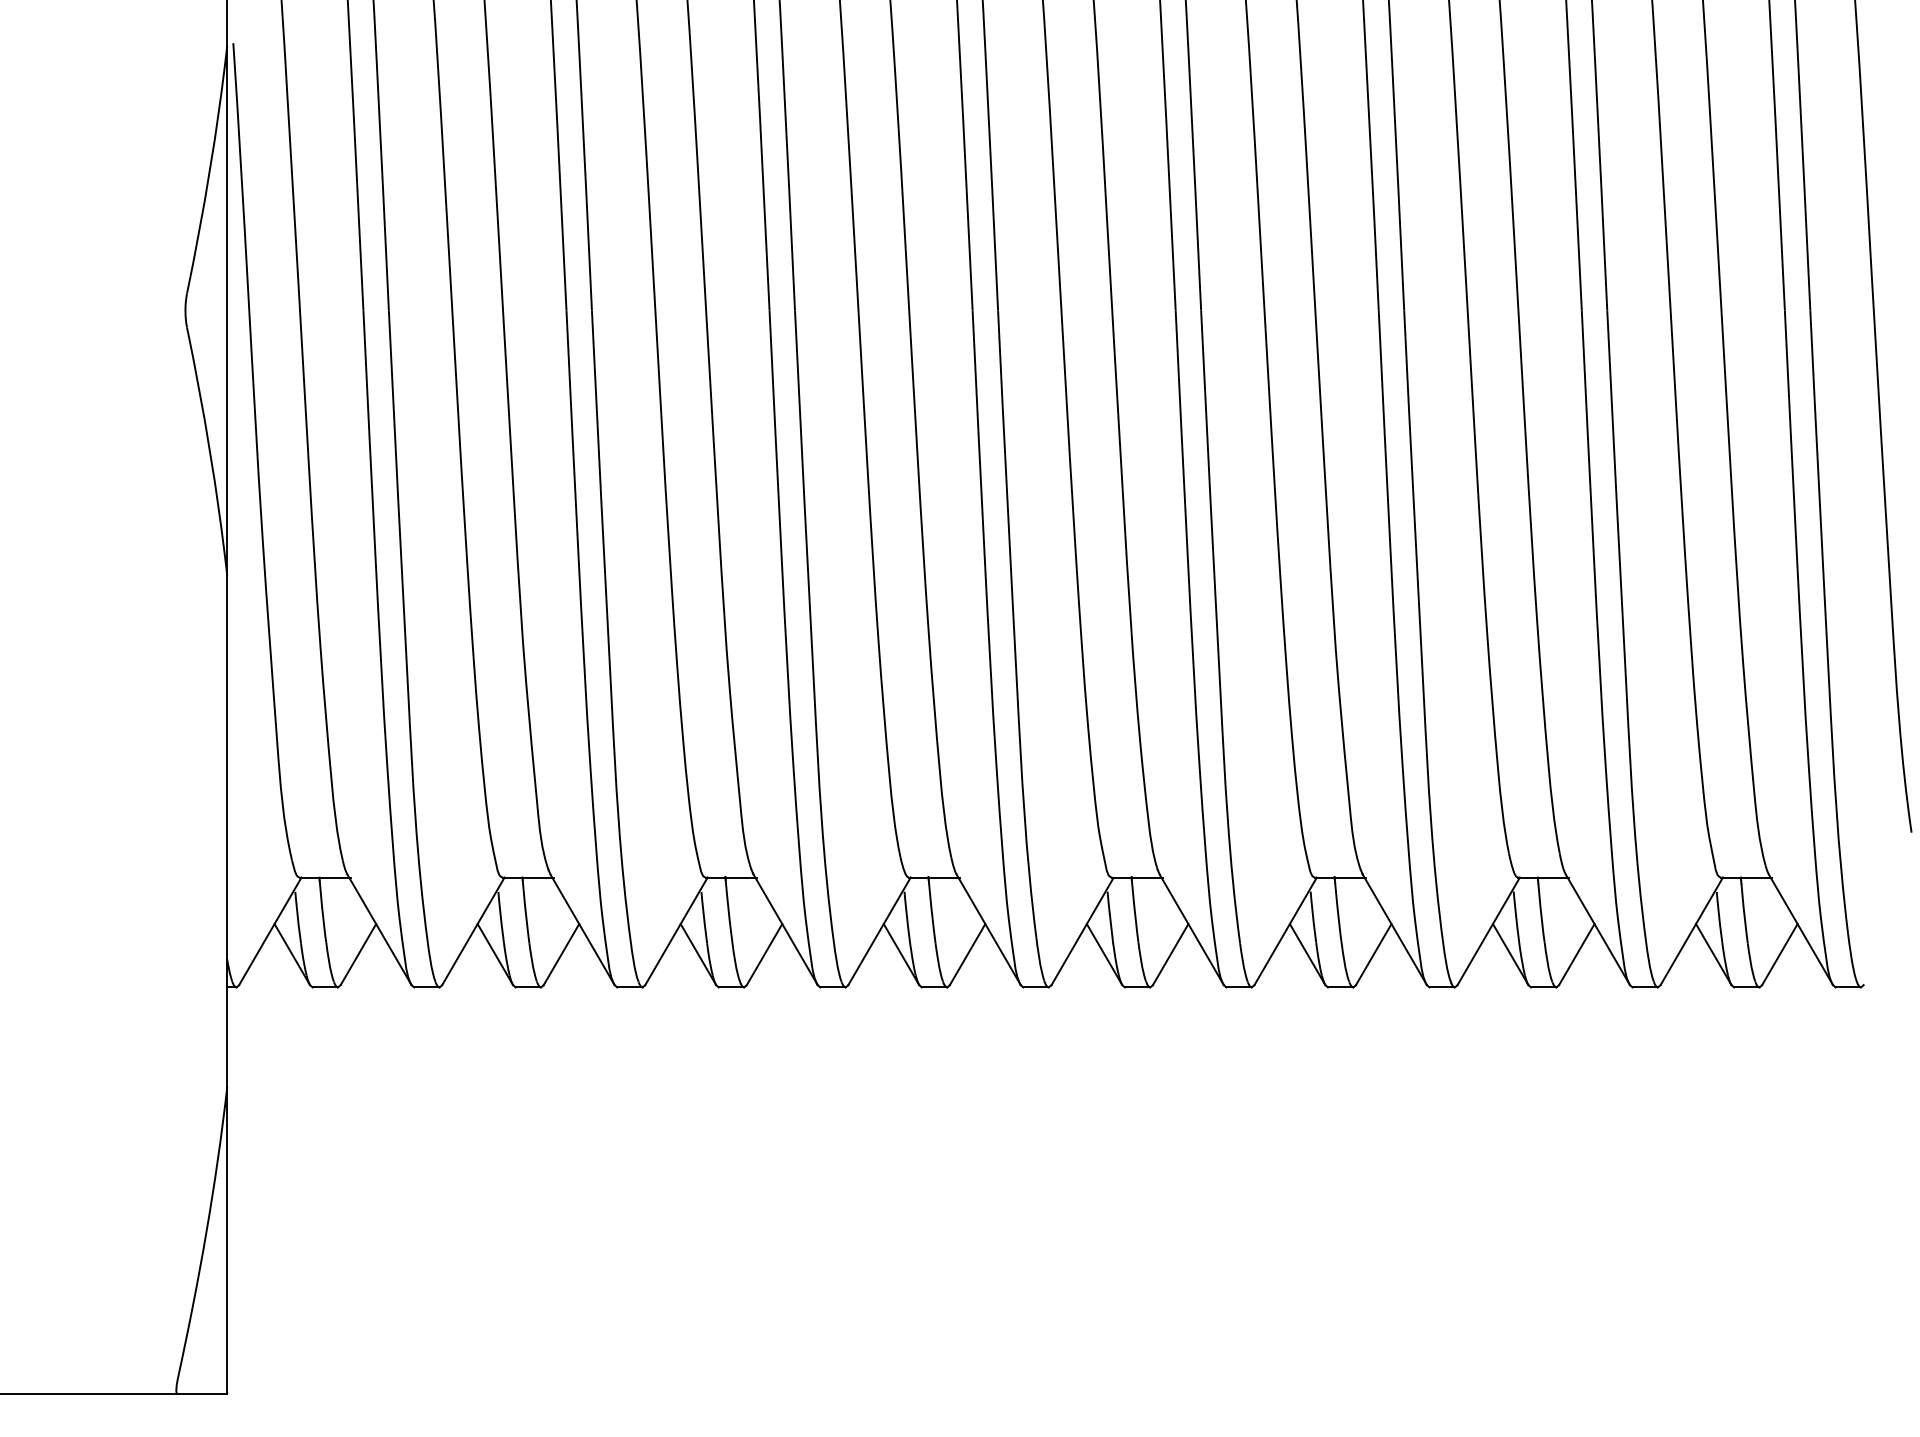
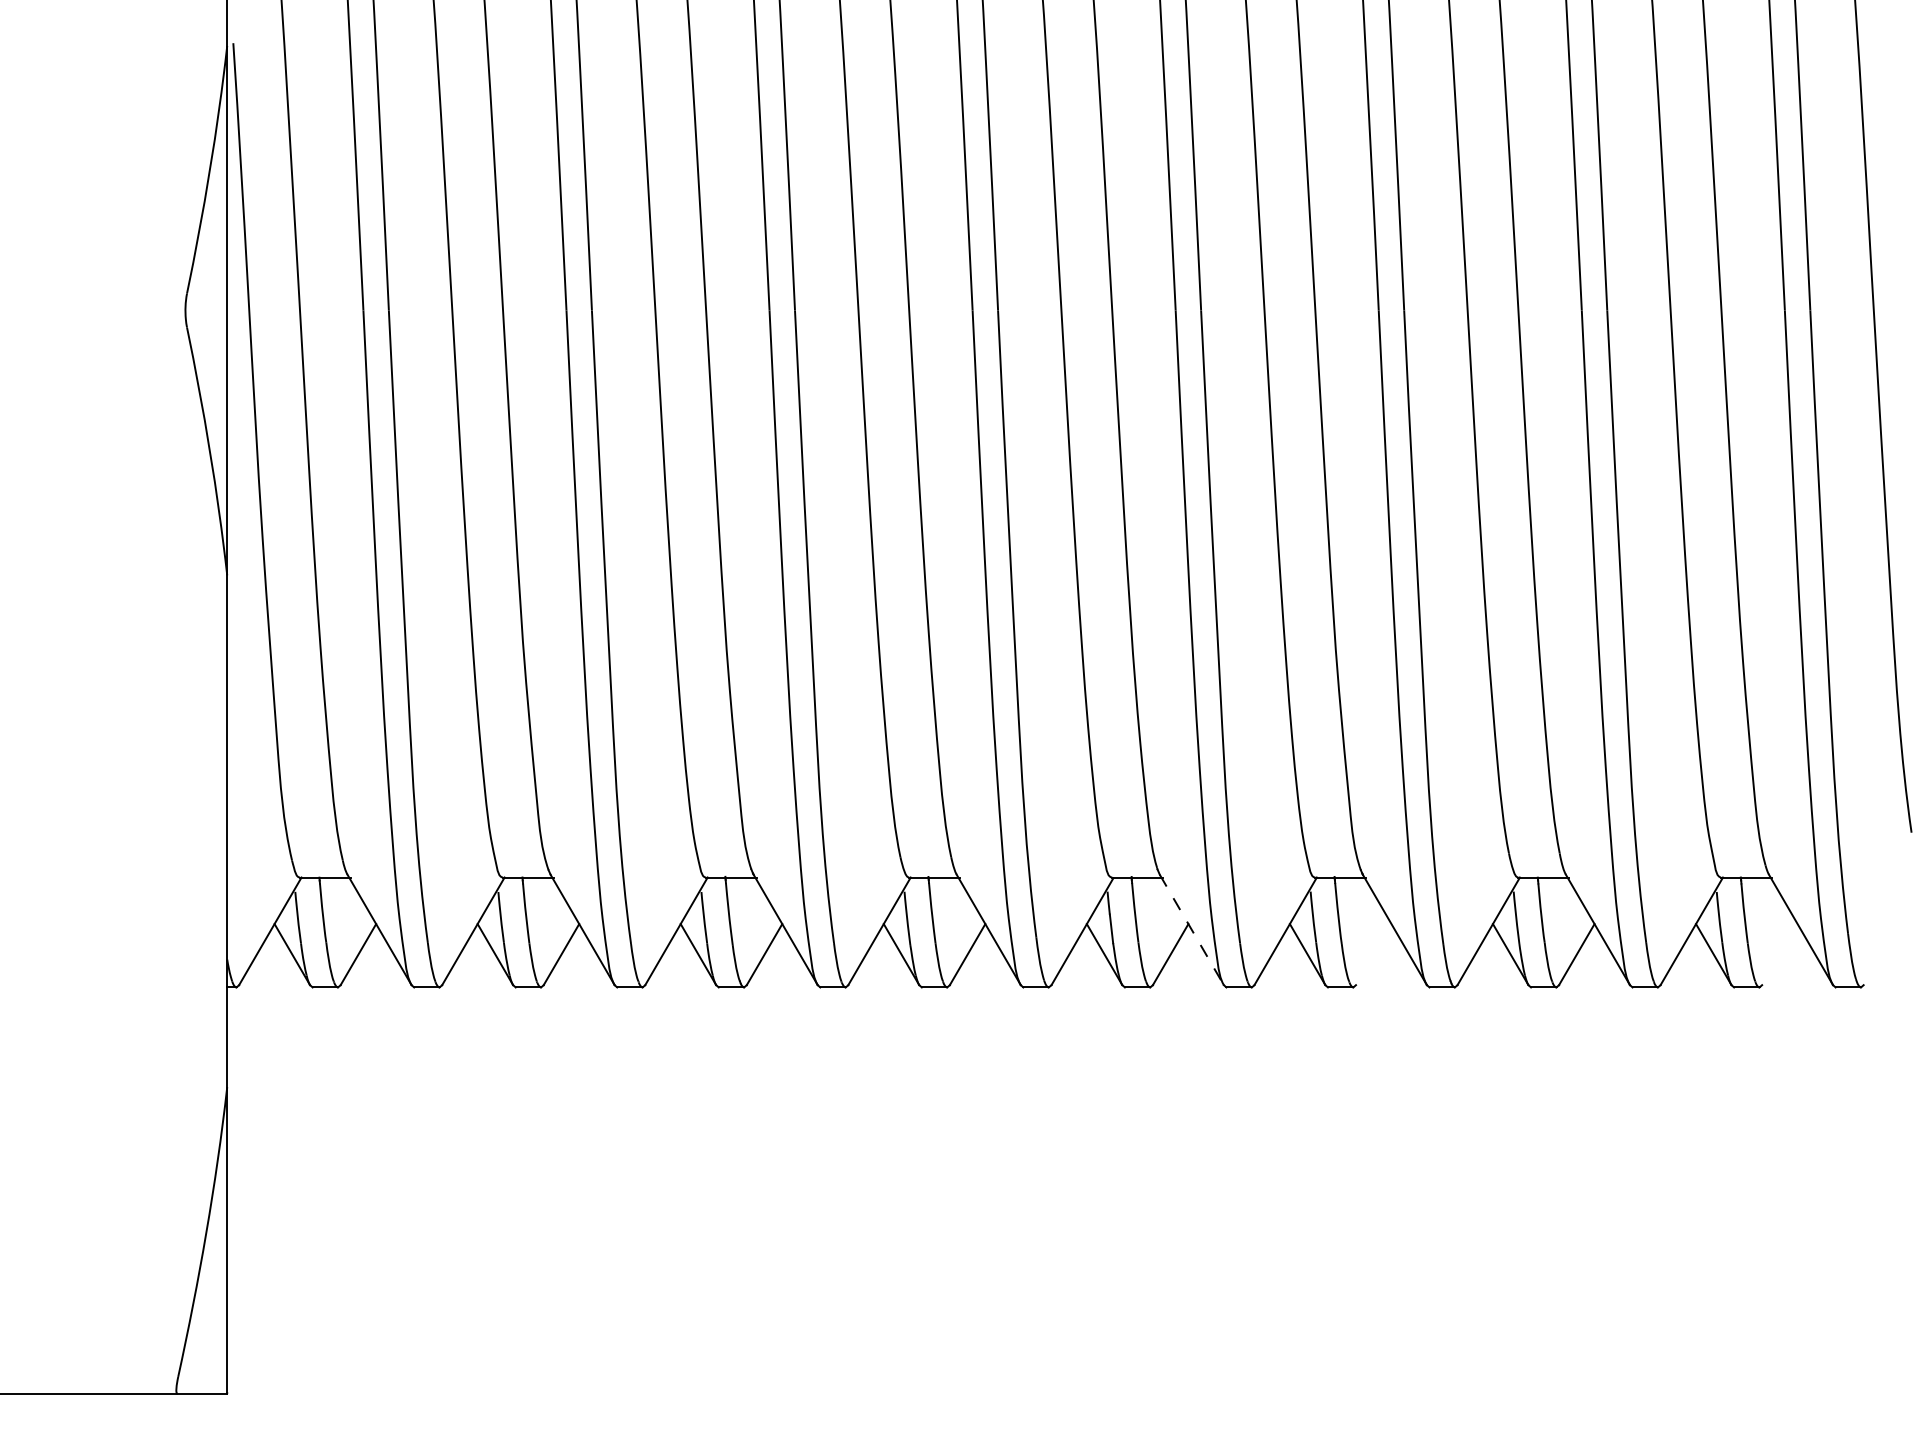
line: solid -> dashed (1191, 929)
line: present -> none (1373, 954)
line: present -> none (1779, 954)
